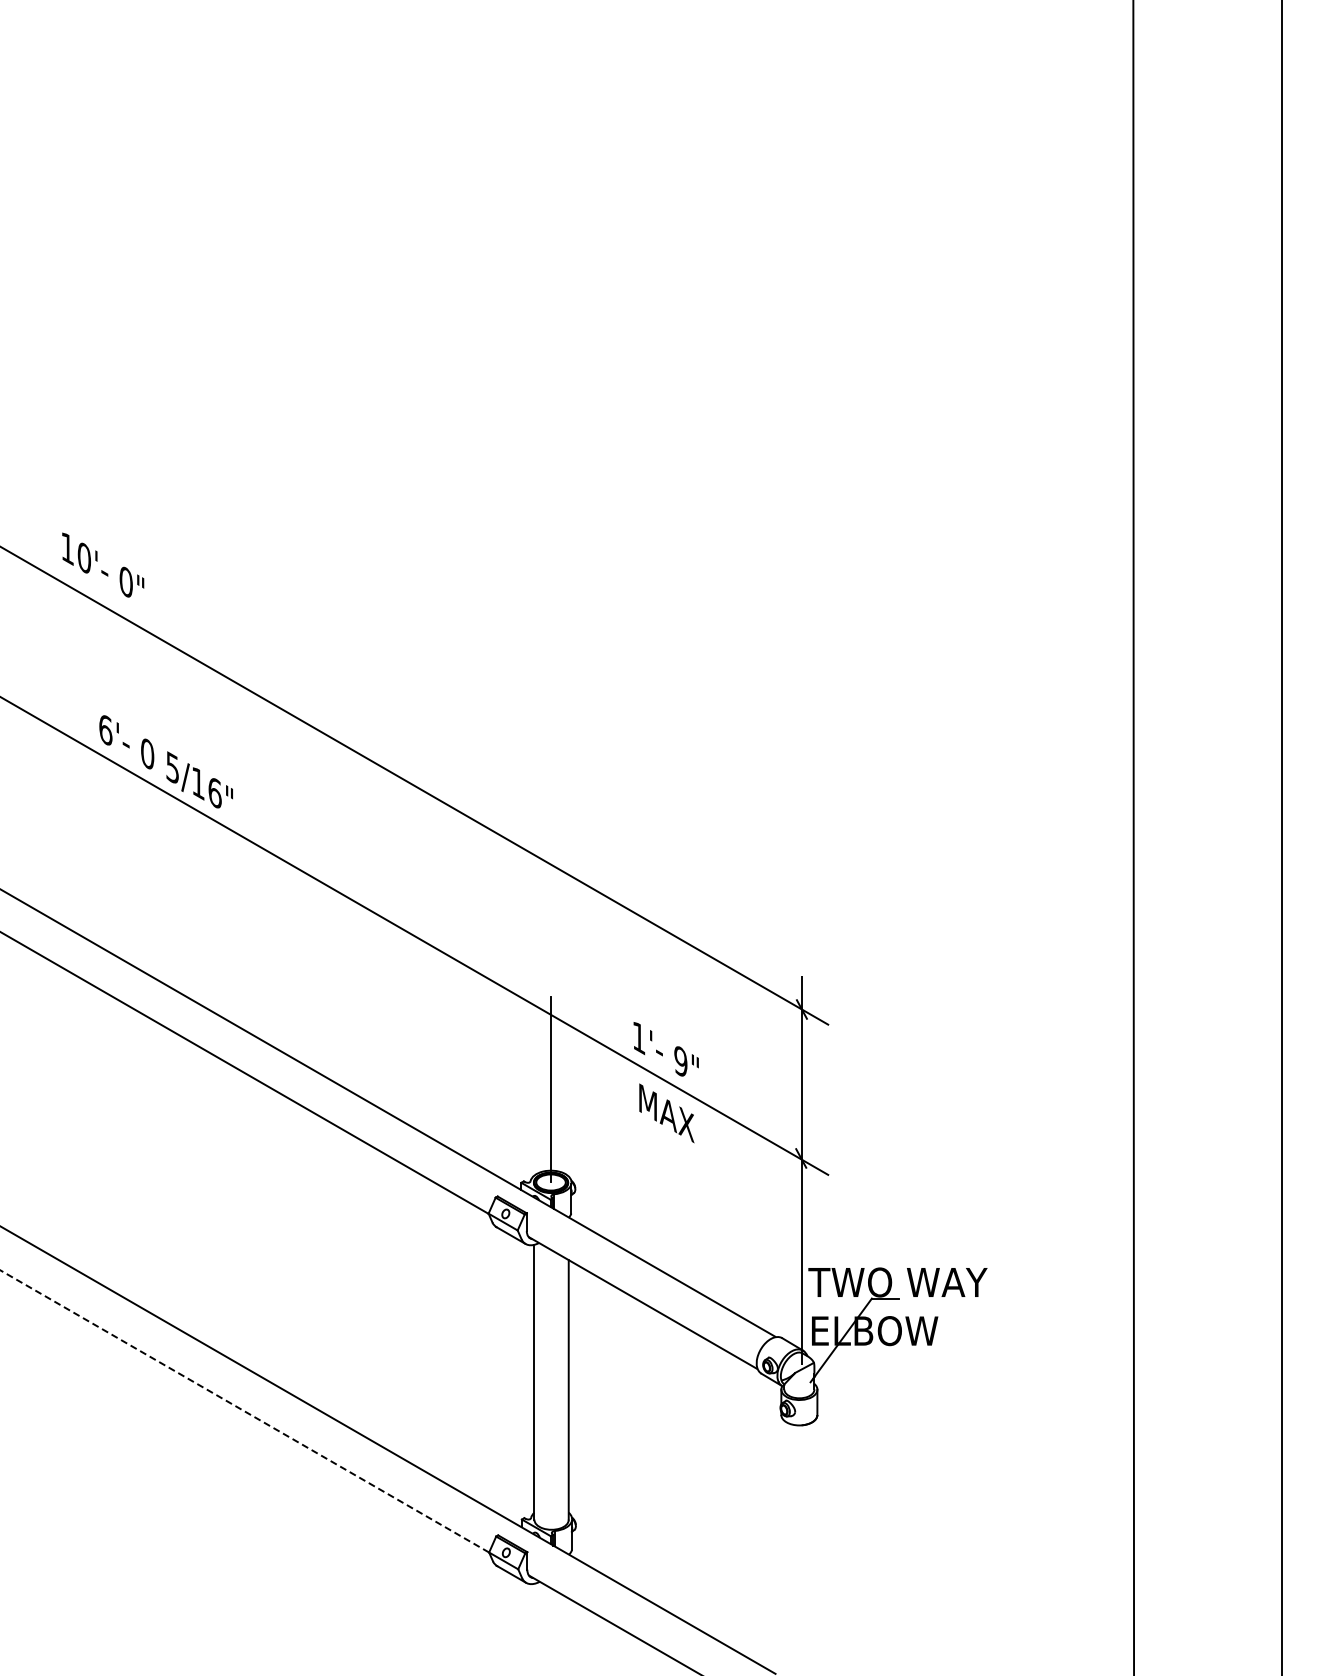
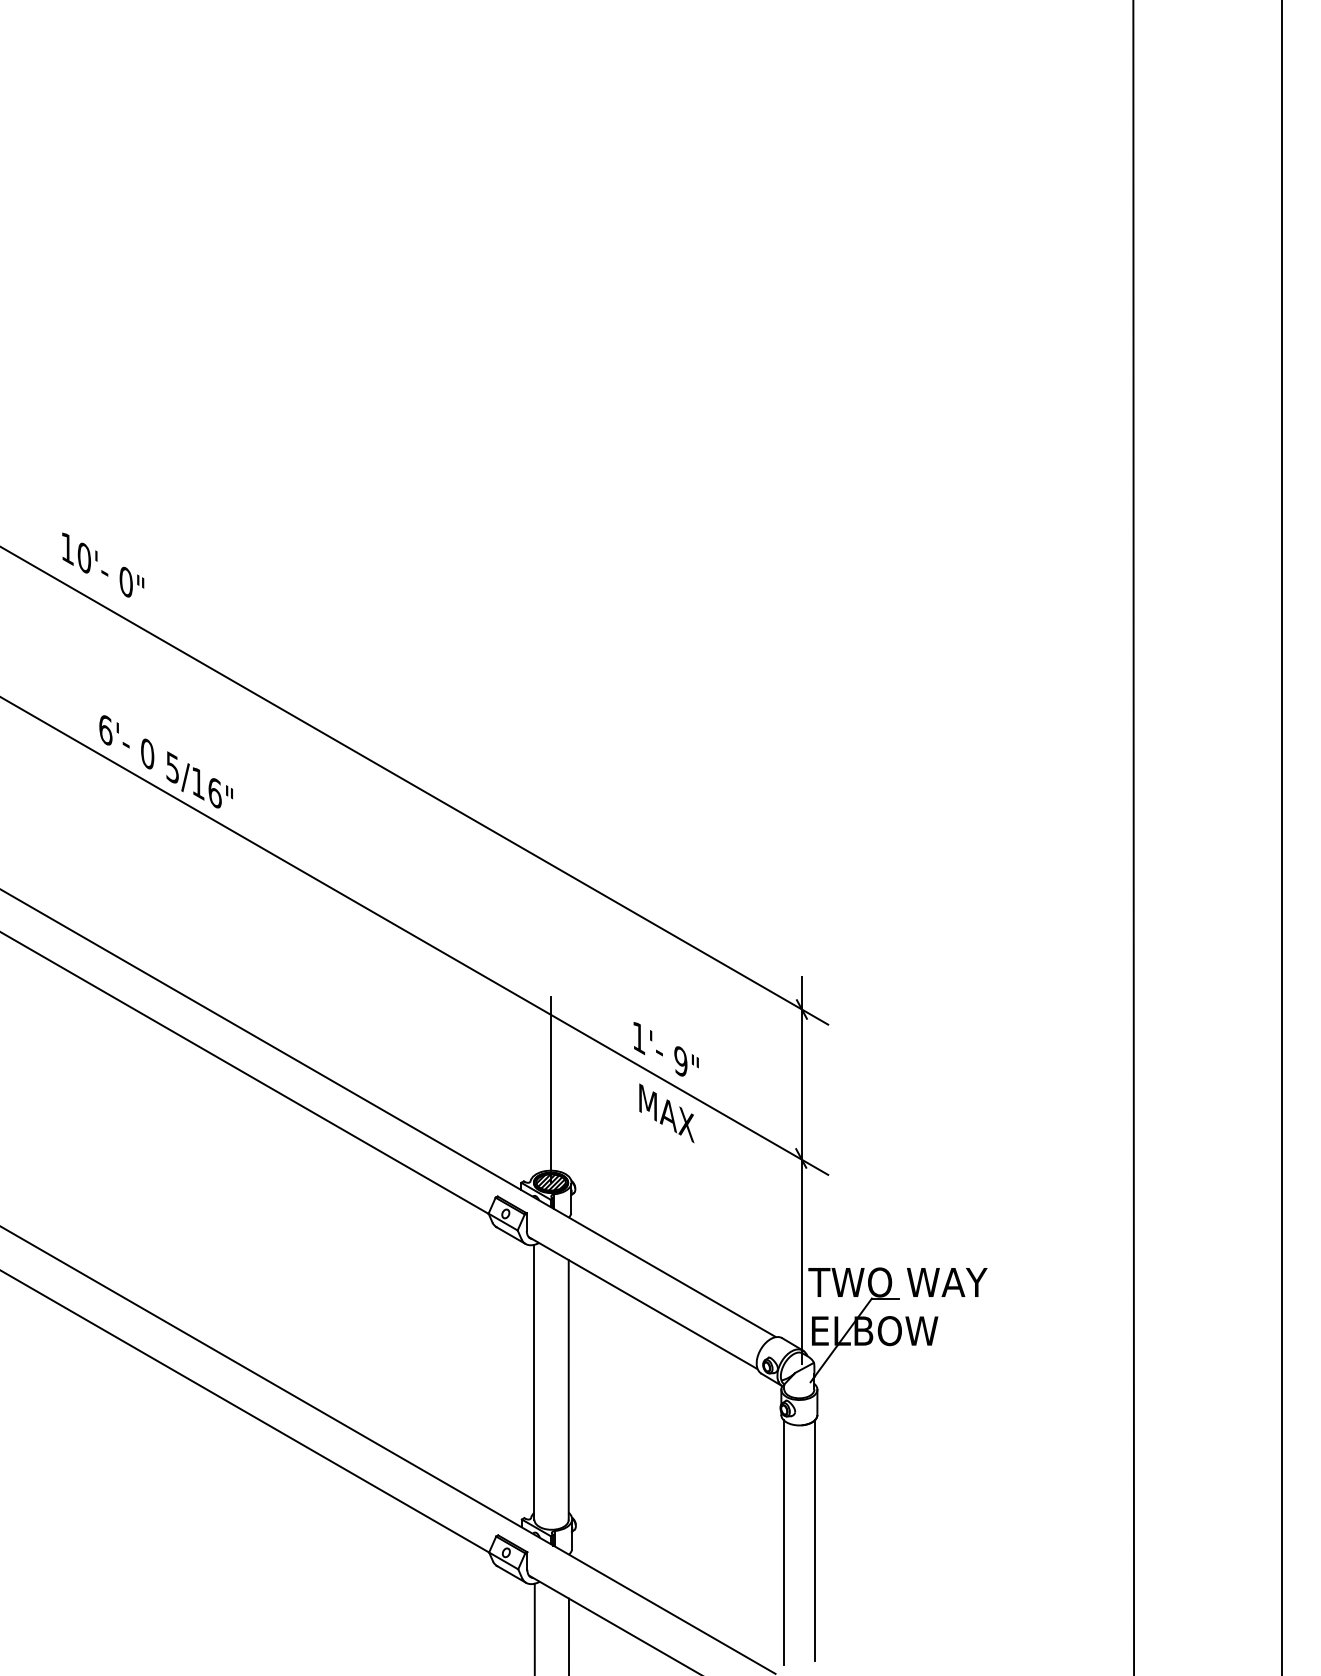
hatch: none -> present (550, 1182)
line: dashed -> solid (244, 1411)
line: none -> present (815, 1540)
line: none -> present (783, 1542)
line: none -> present (534, 1627)
line: none -> present (568, 1635)
